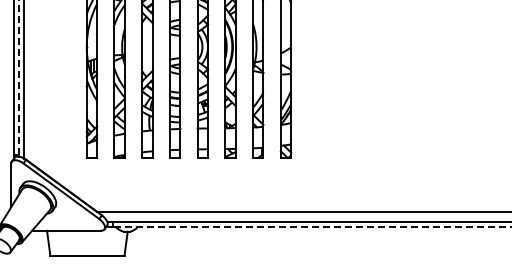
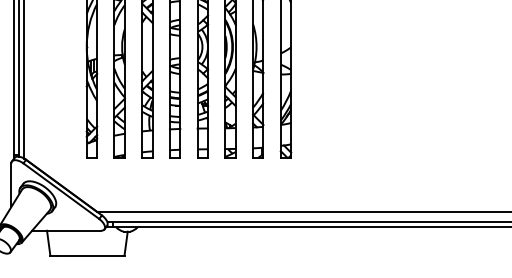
line: dashed -> solid (19, 77)
line: dashed -> solid (311, 227)
